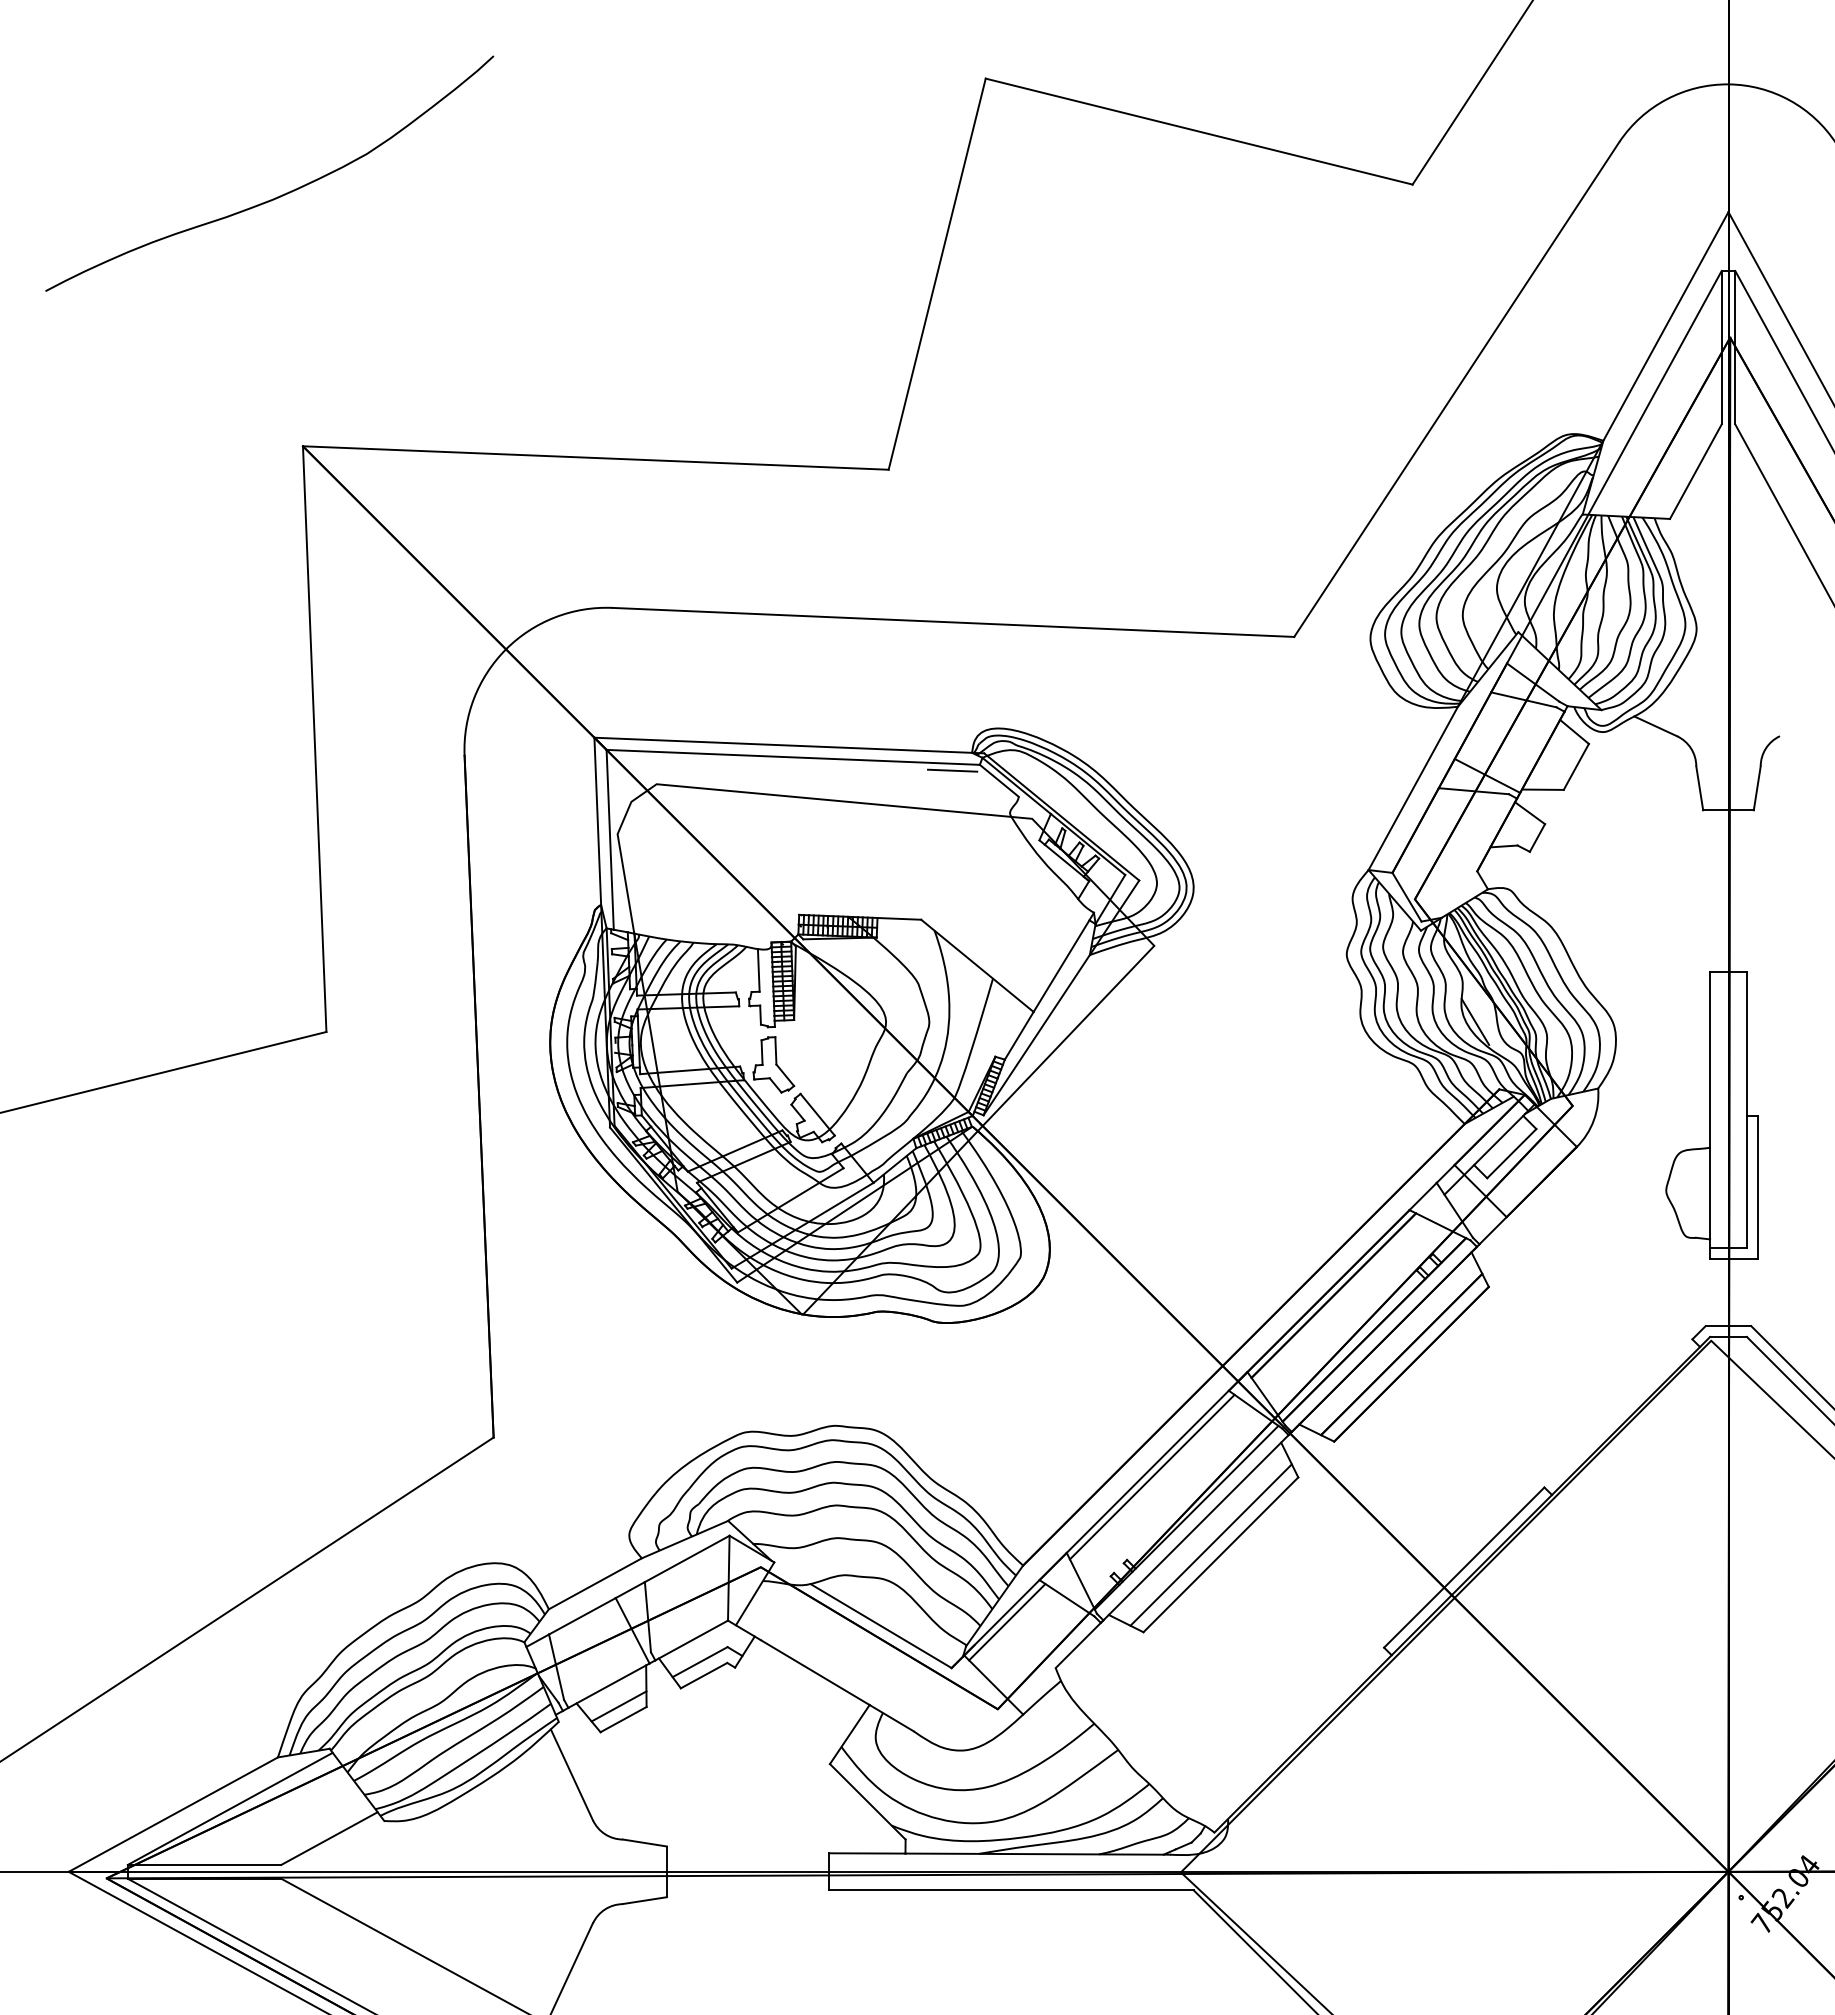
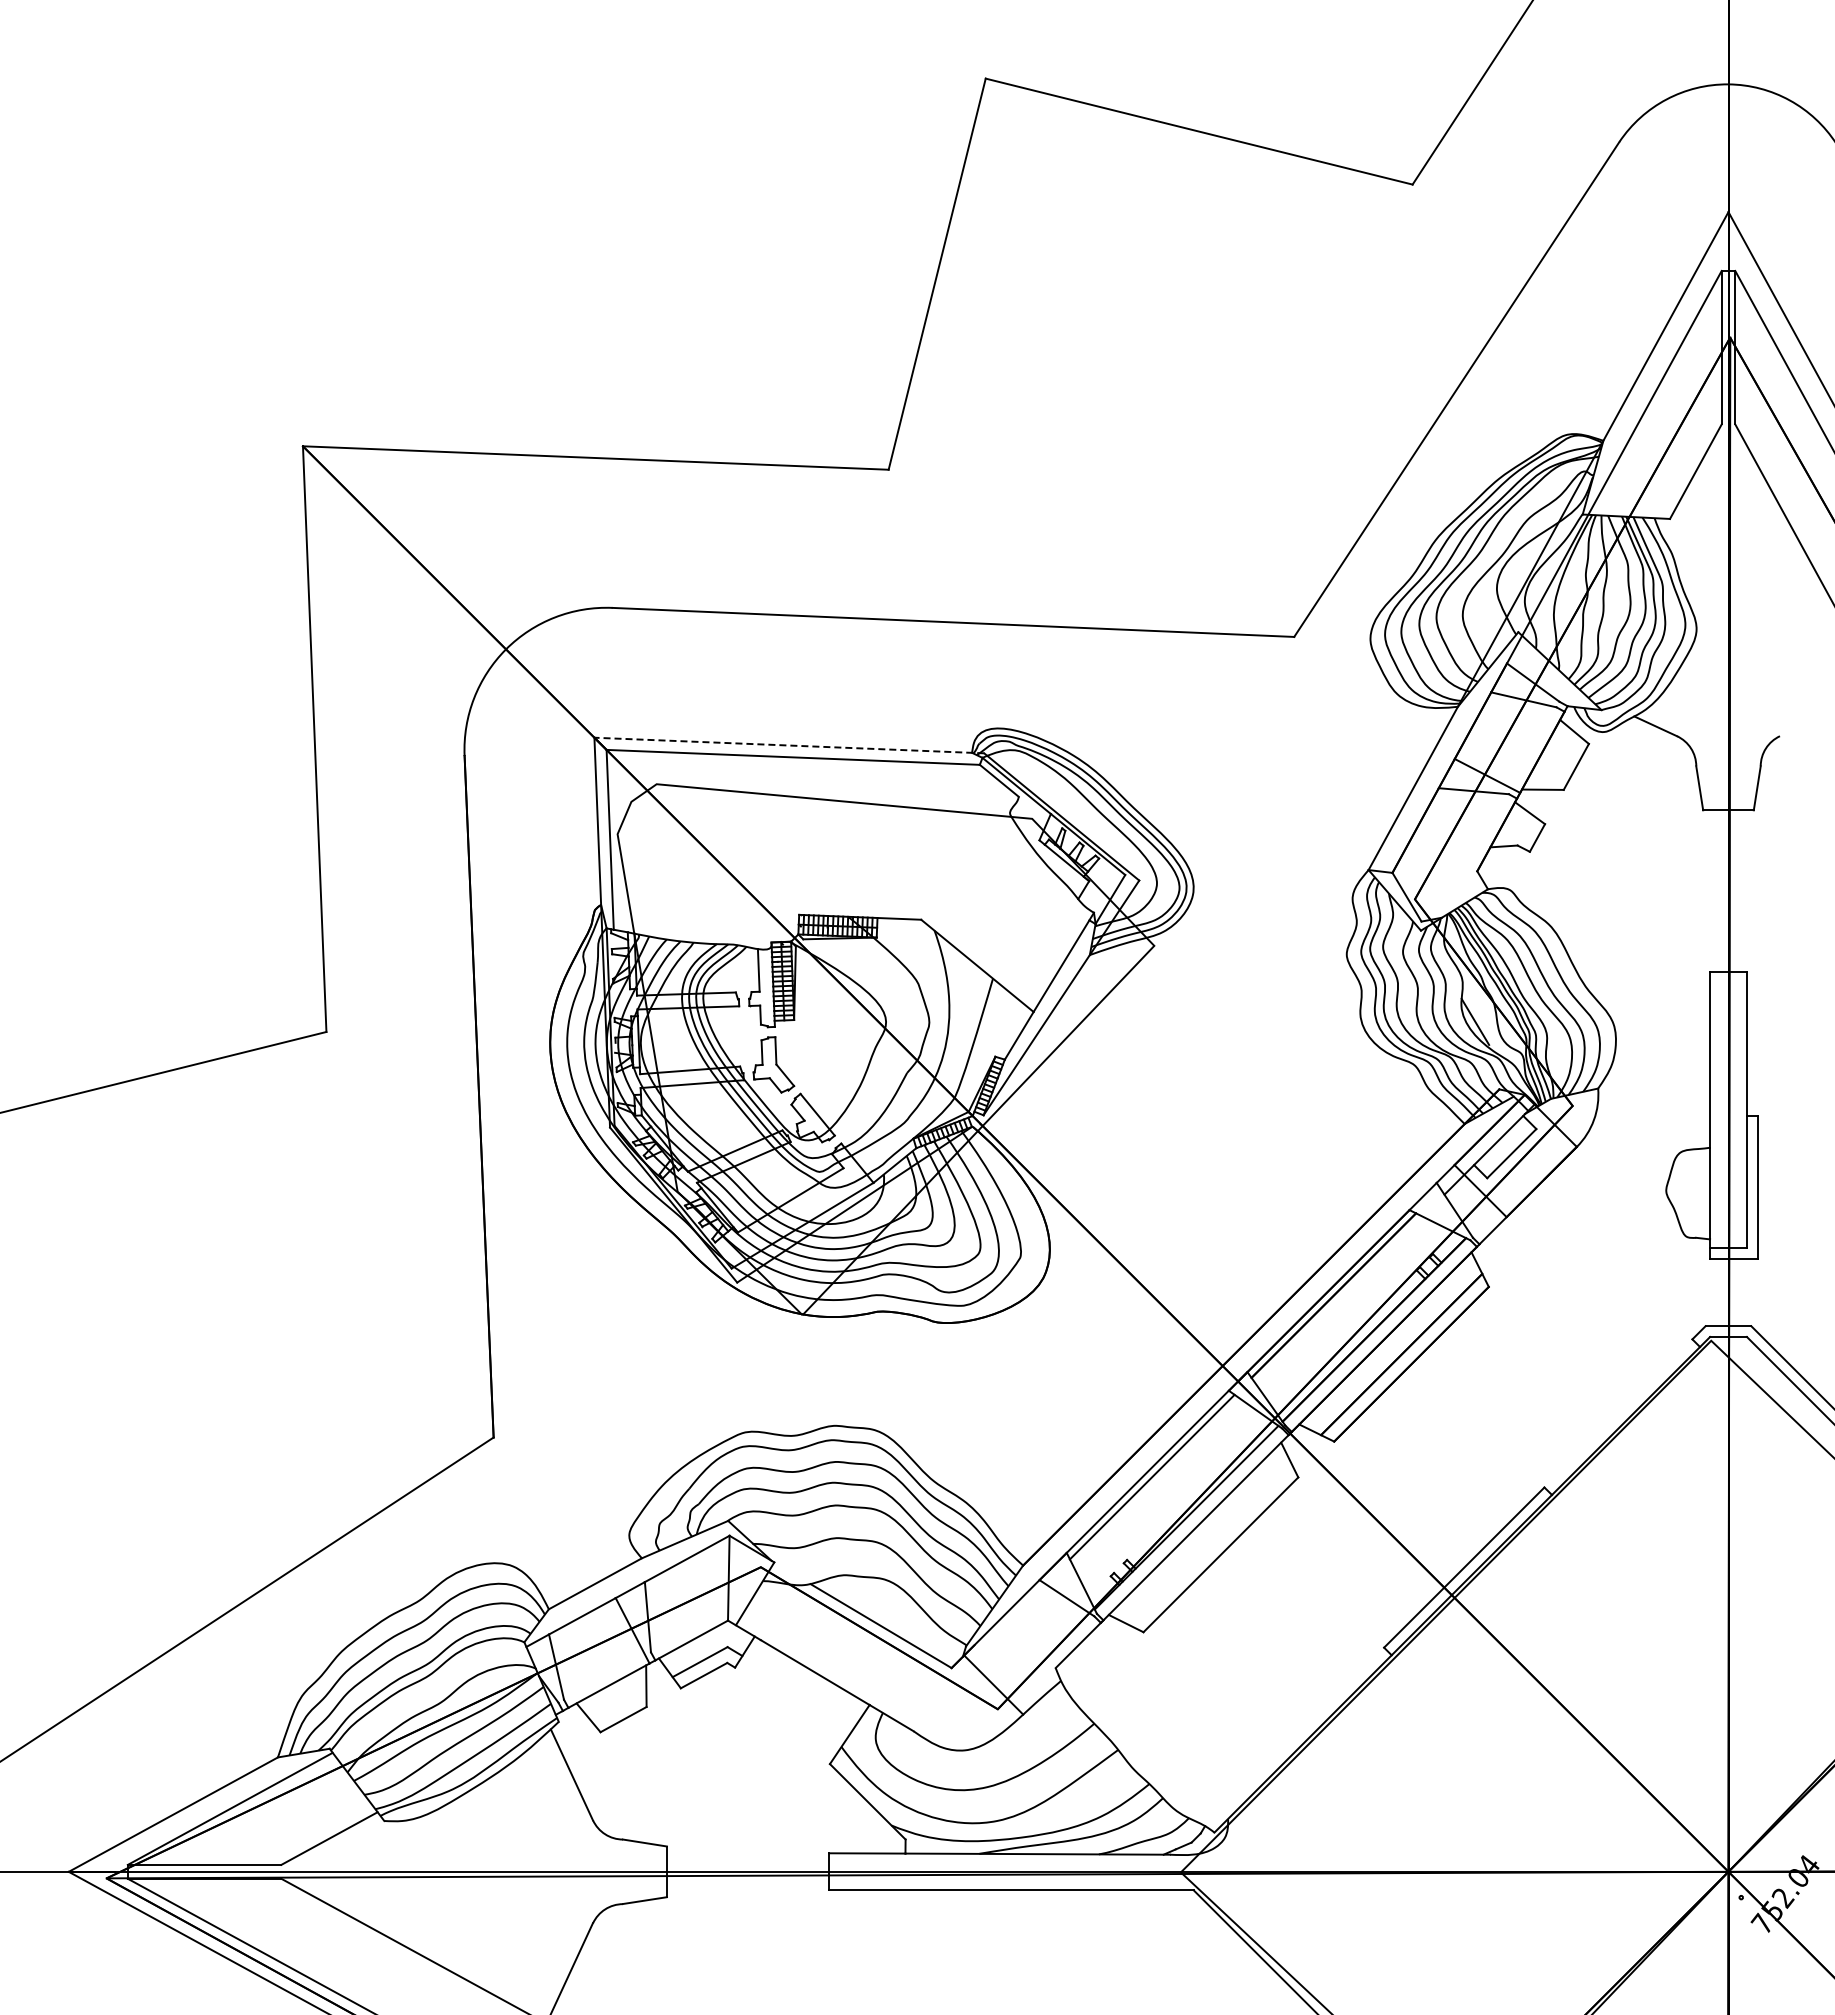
curve: present -> none (279, 195)
line: solid -> dashed (788, 745)
line: present -> none (952, 770)
line: present -> none (1210, 1544)
line: present -> none (1007, 1622)
line: present -> none (618, 1706)
